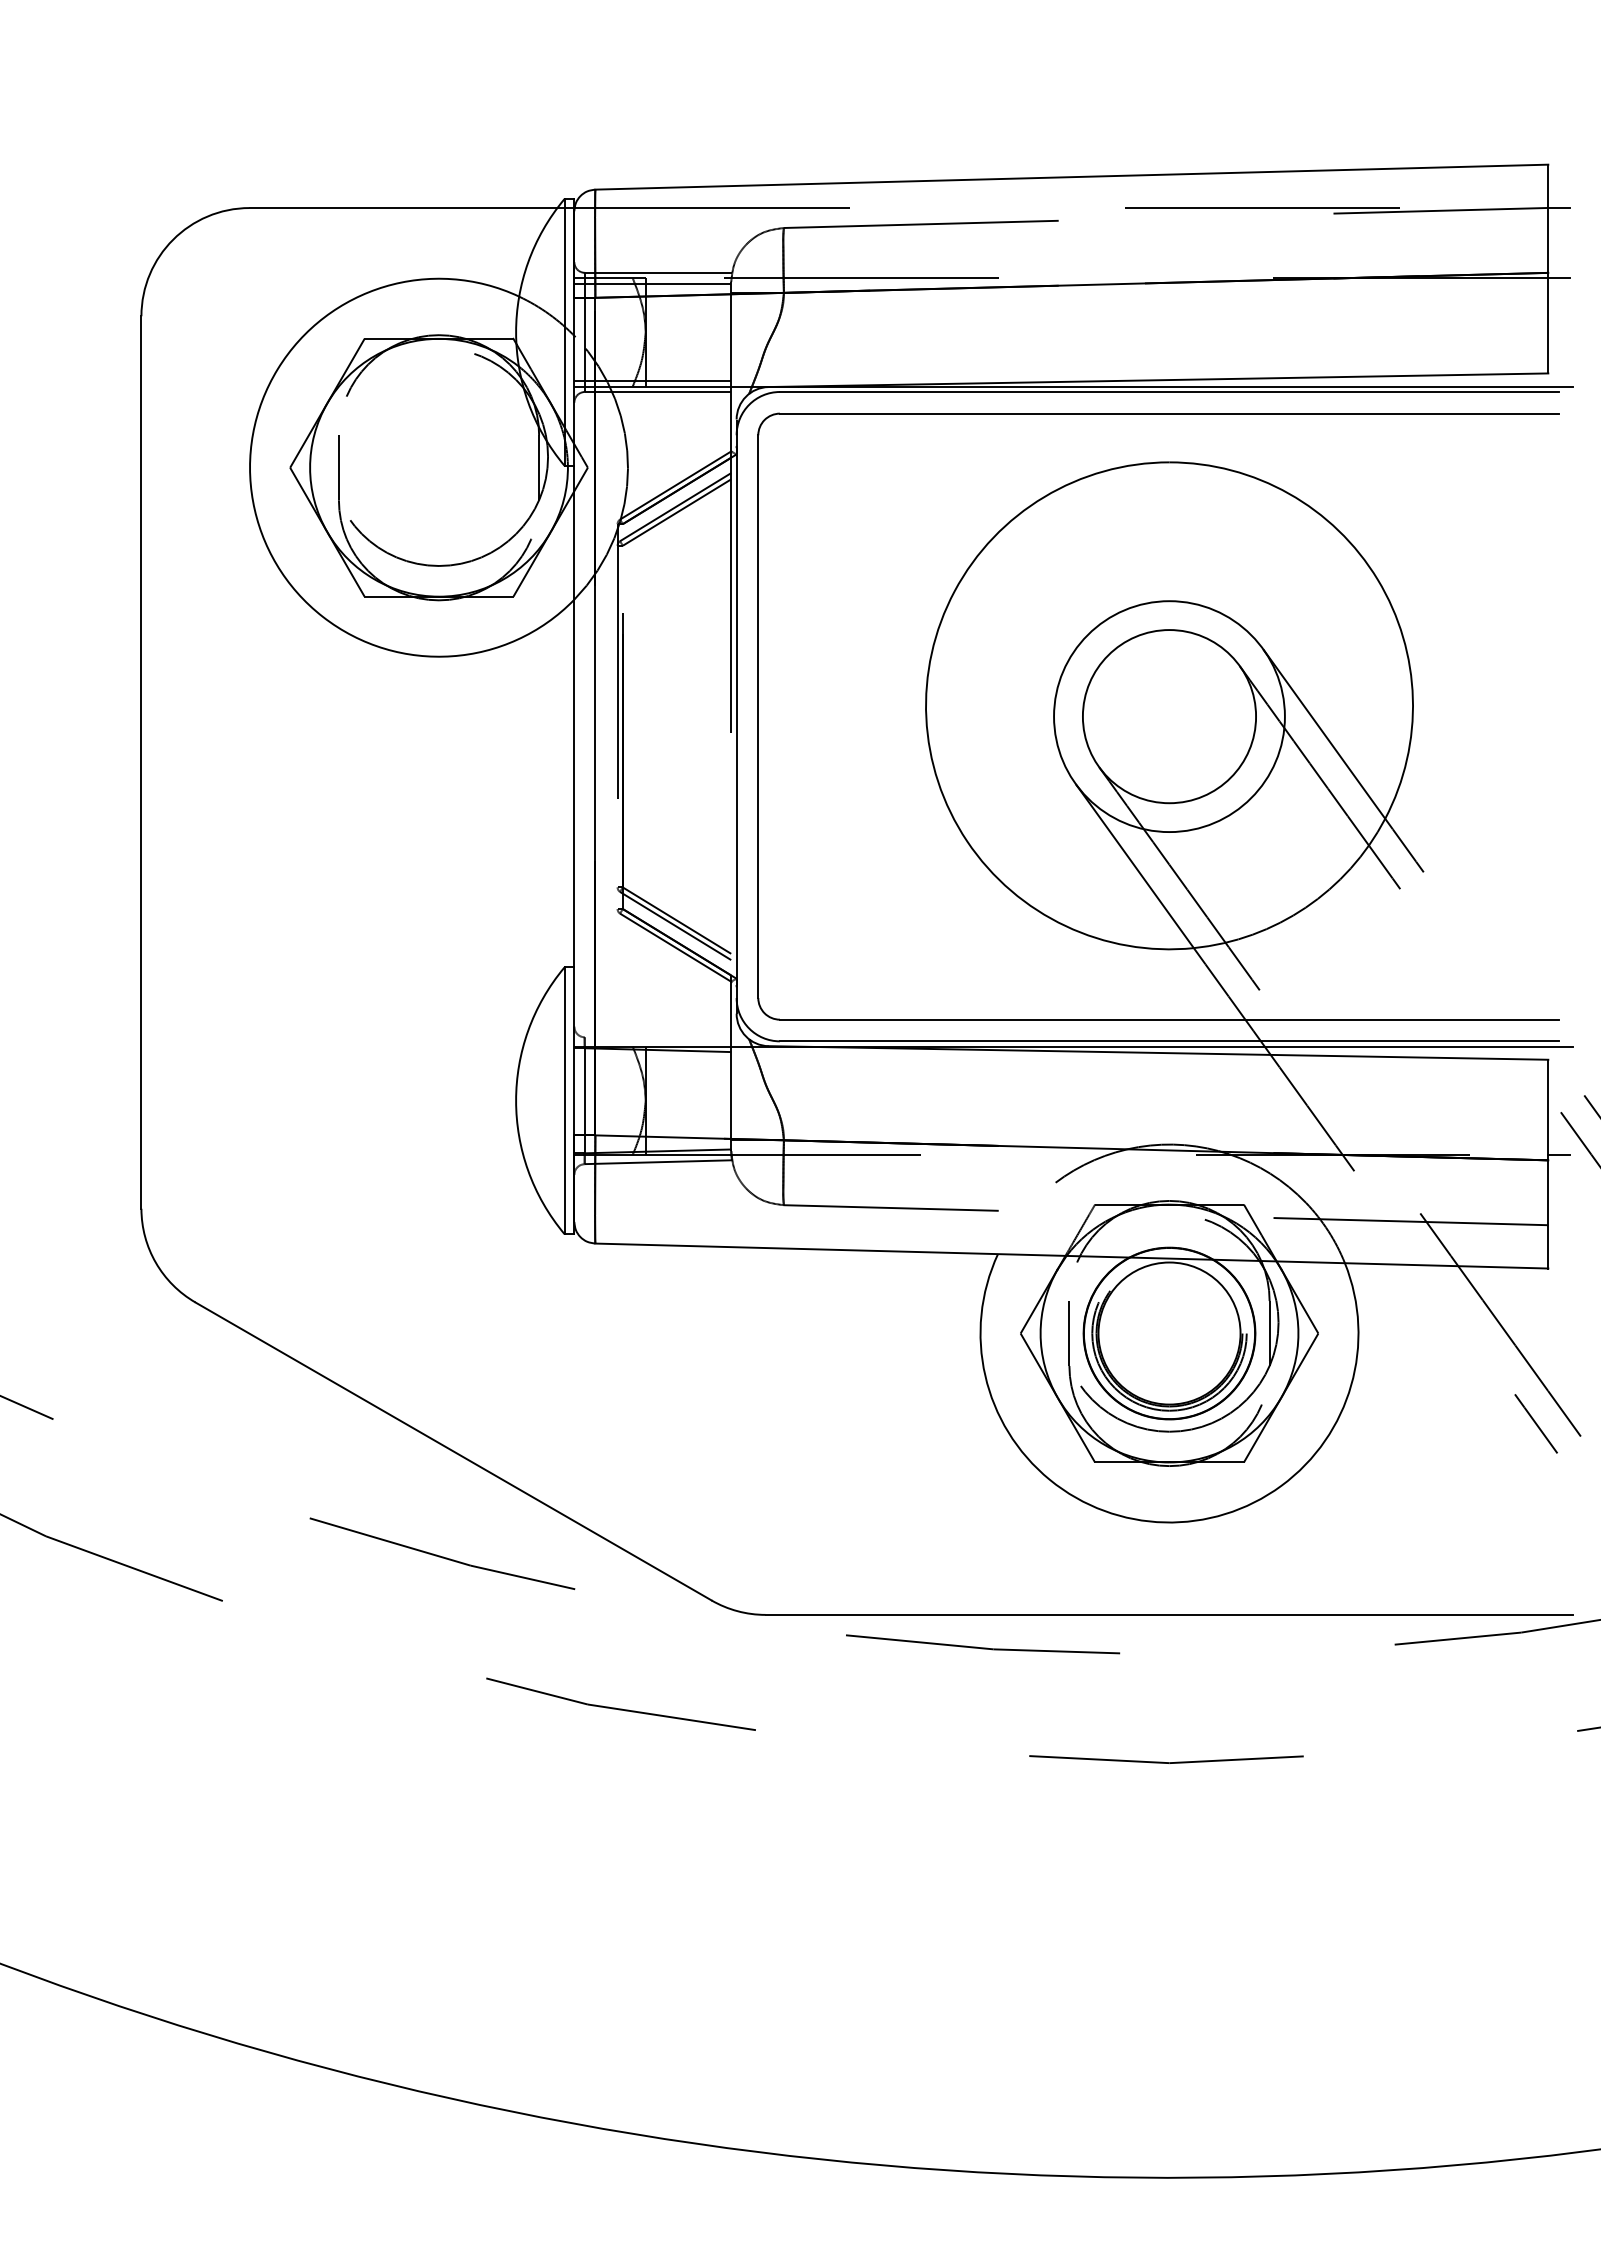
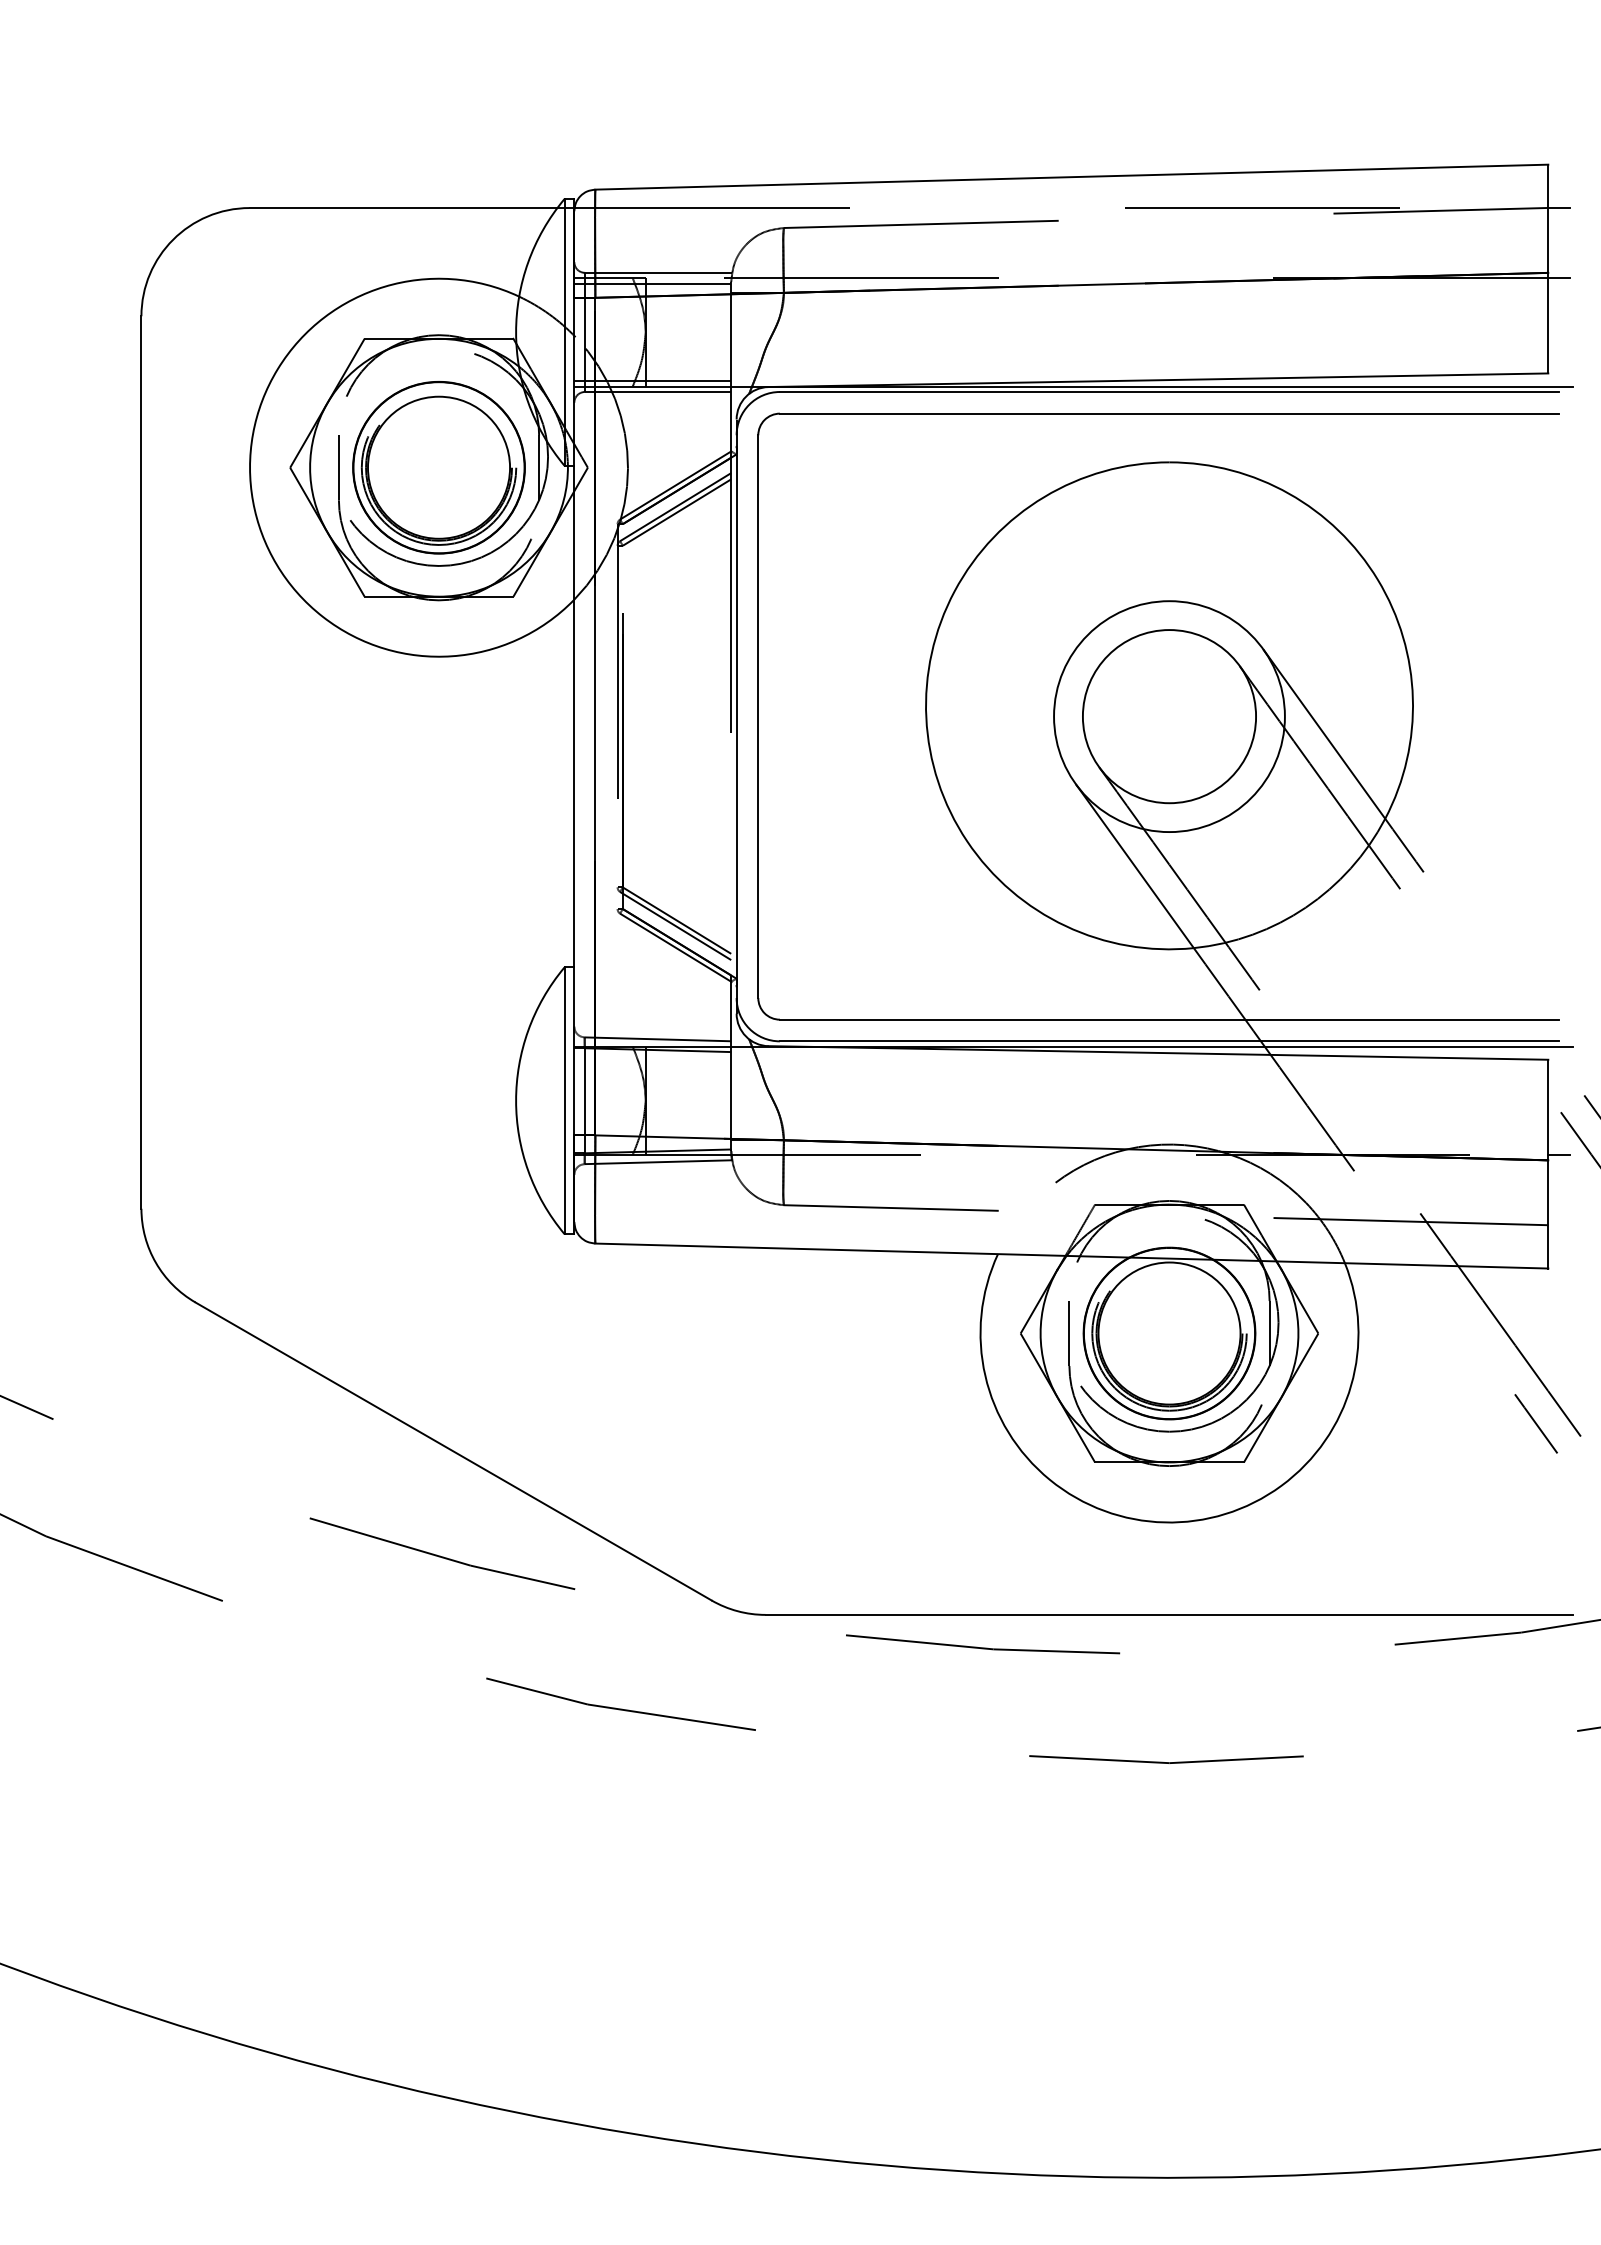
part: none -> present (438, 467)
line: none -> present (657, 1039)
